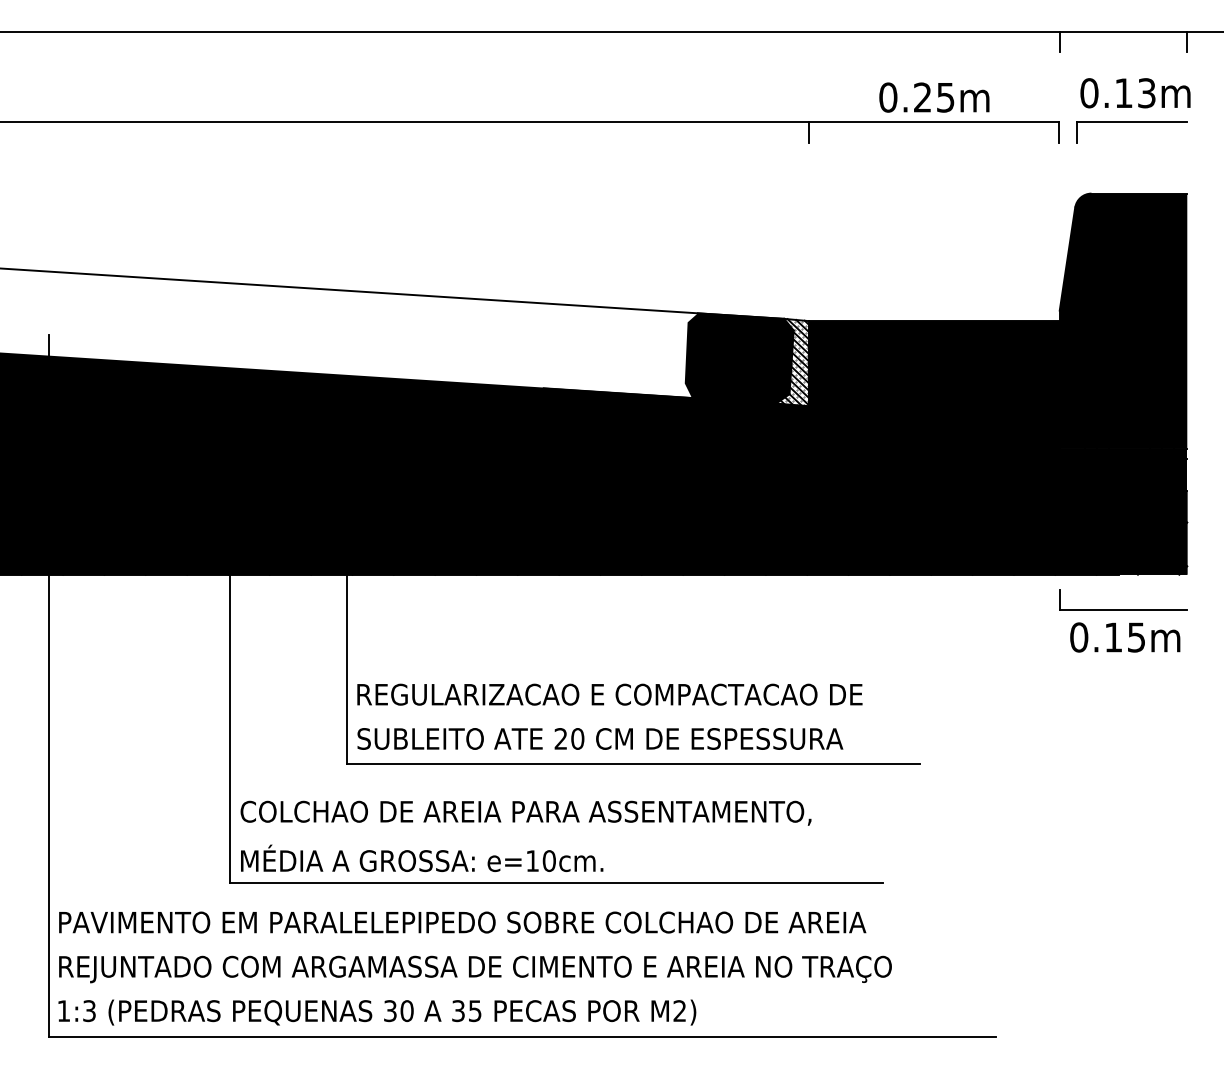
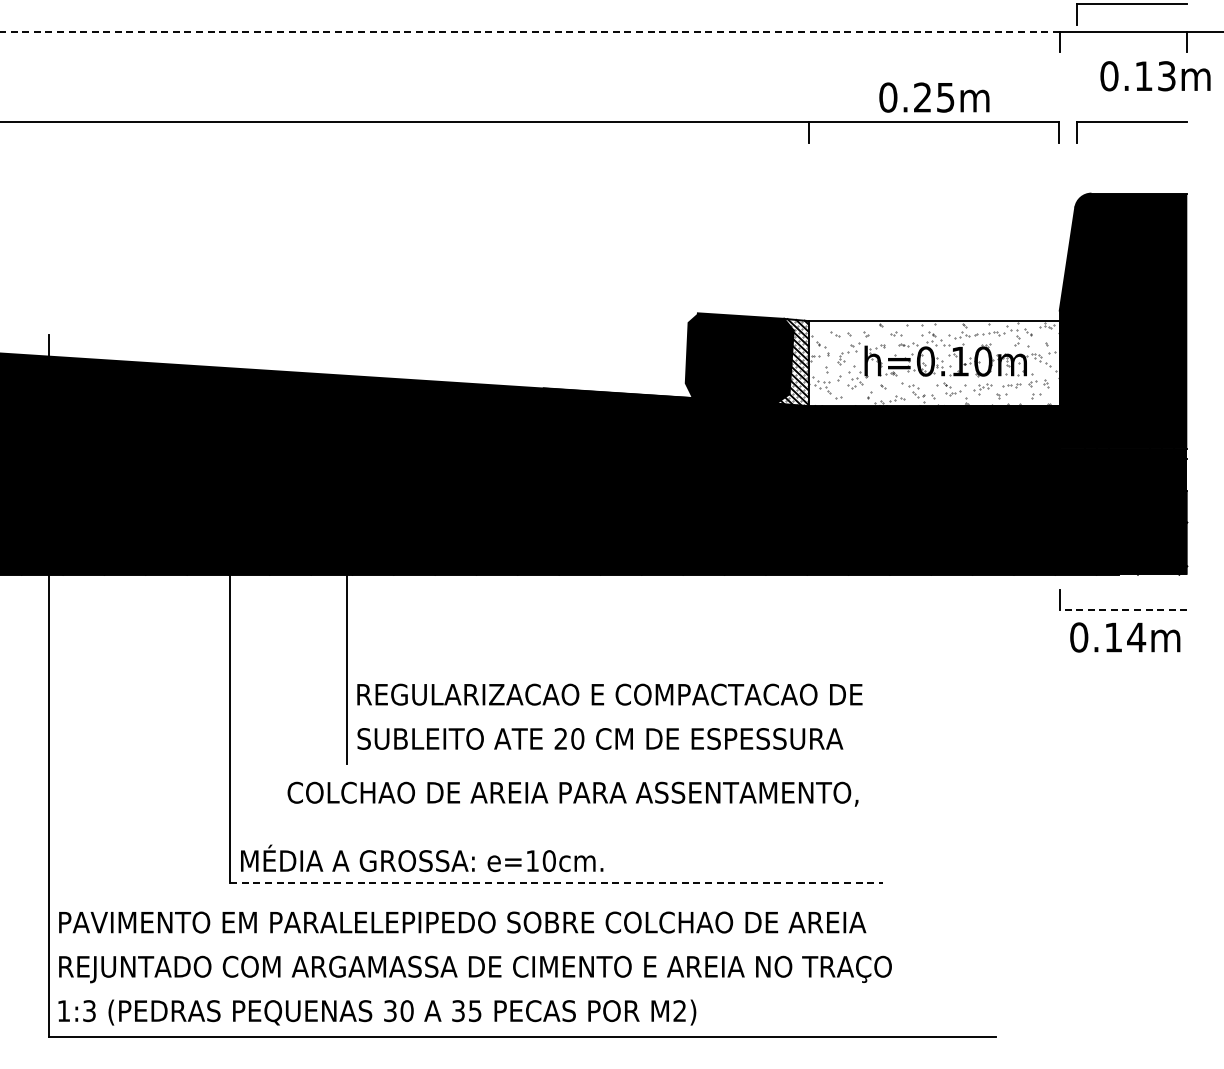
part: none -> present (1131, 4)
line: solid -> dashed (529, 32)
text position: (1135, 93) -> (1155, 76) (1155, 76)
line: present -> none (393, 293)
fill: present -> none (933, 363)
line: solid -> dashed (1123, 610)
text: 0.15m -> 0.14m (1136, 637)
line: present -> none (633, 763)
text position: (525, 812) -> (572, 793) (572, 793)
line: solid -> dashed (557, 883)
